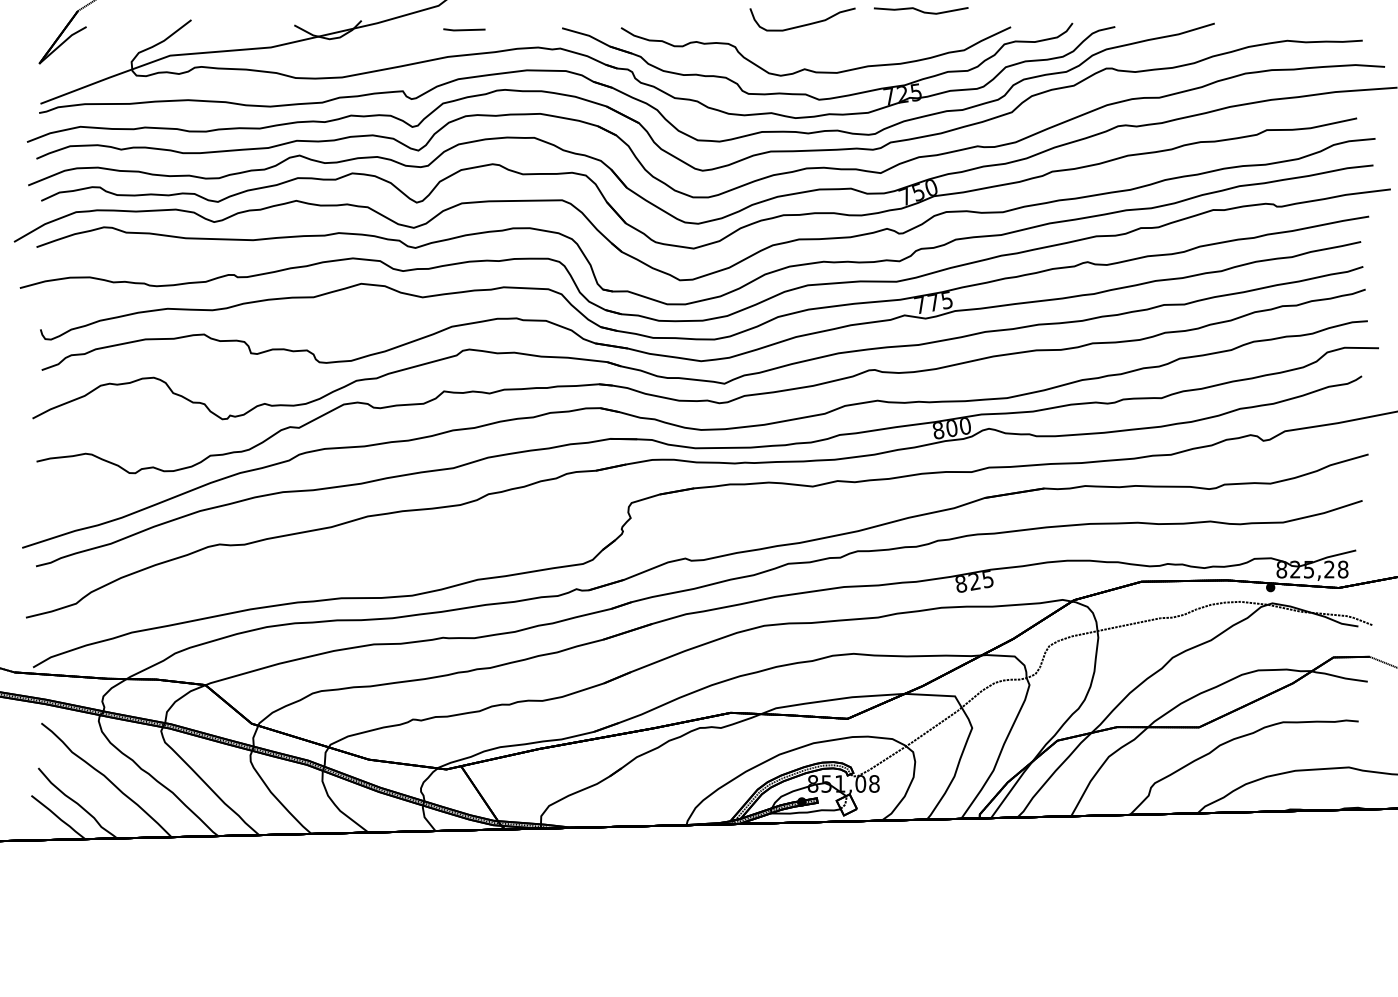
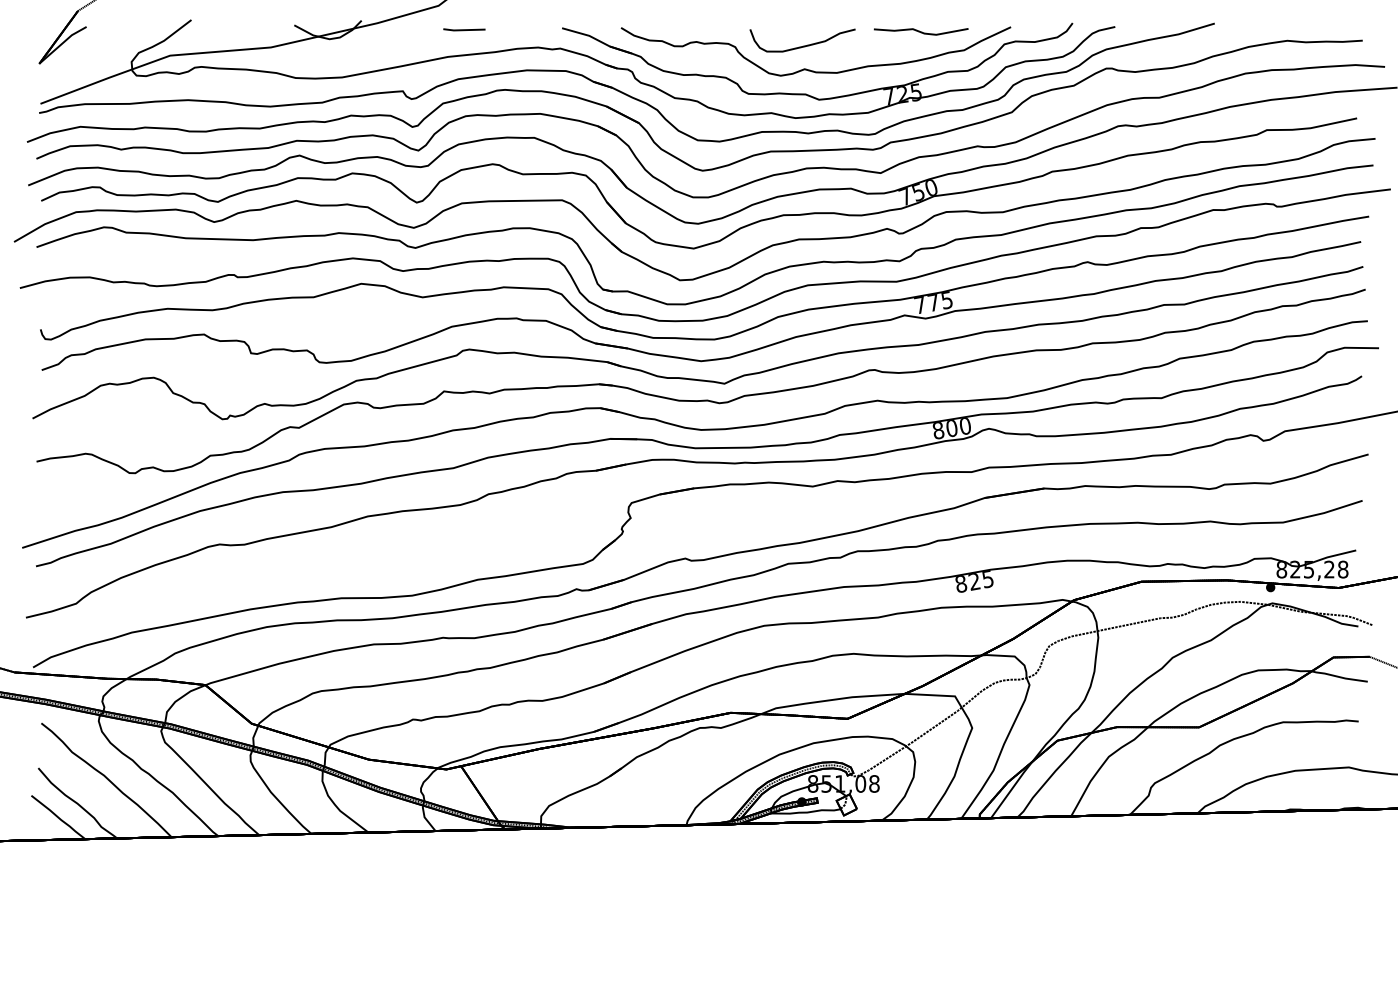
part position: (855, 9) -> (855, 30) (855, 30)
